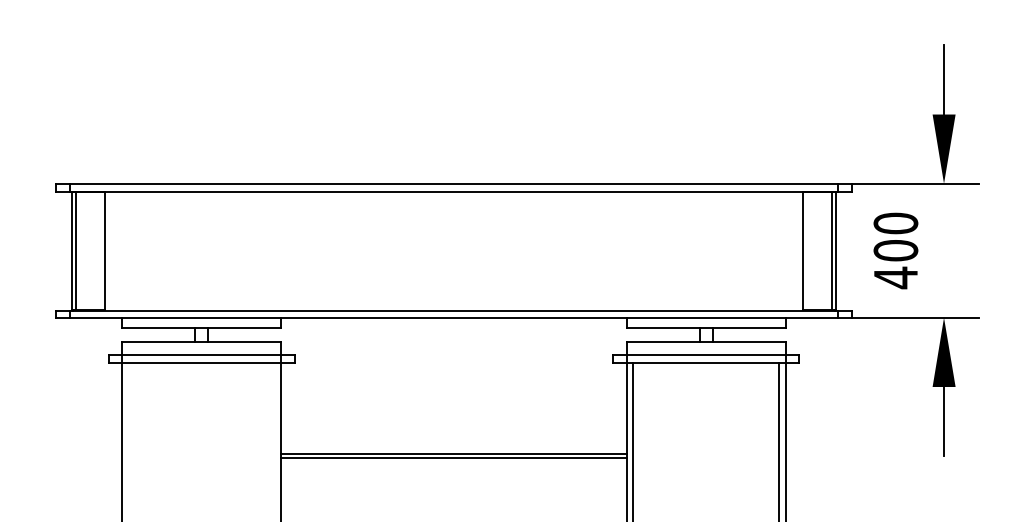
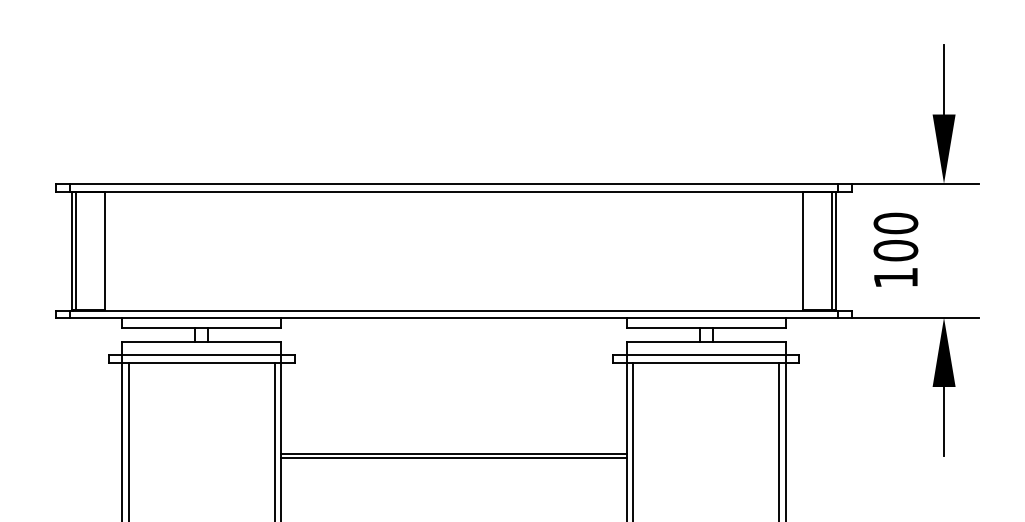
text: 400 -> 100 (895, 277)
line: none -> present (128, 440)
line: none -> present (274, 440)
